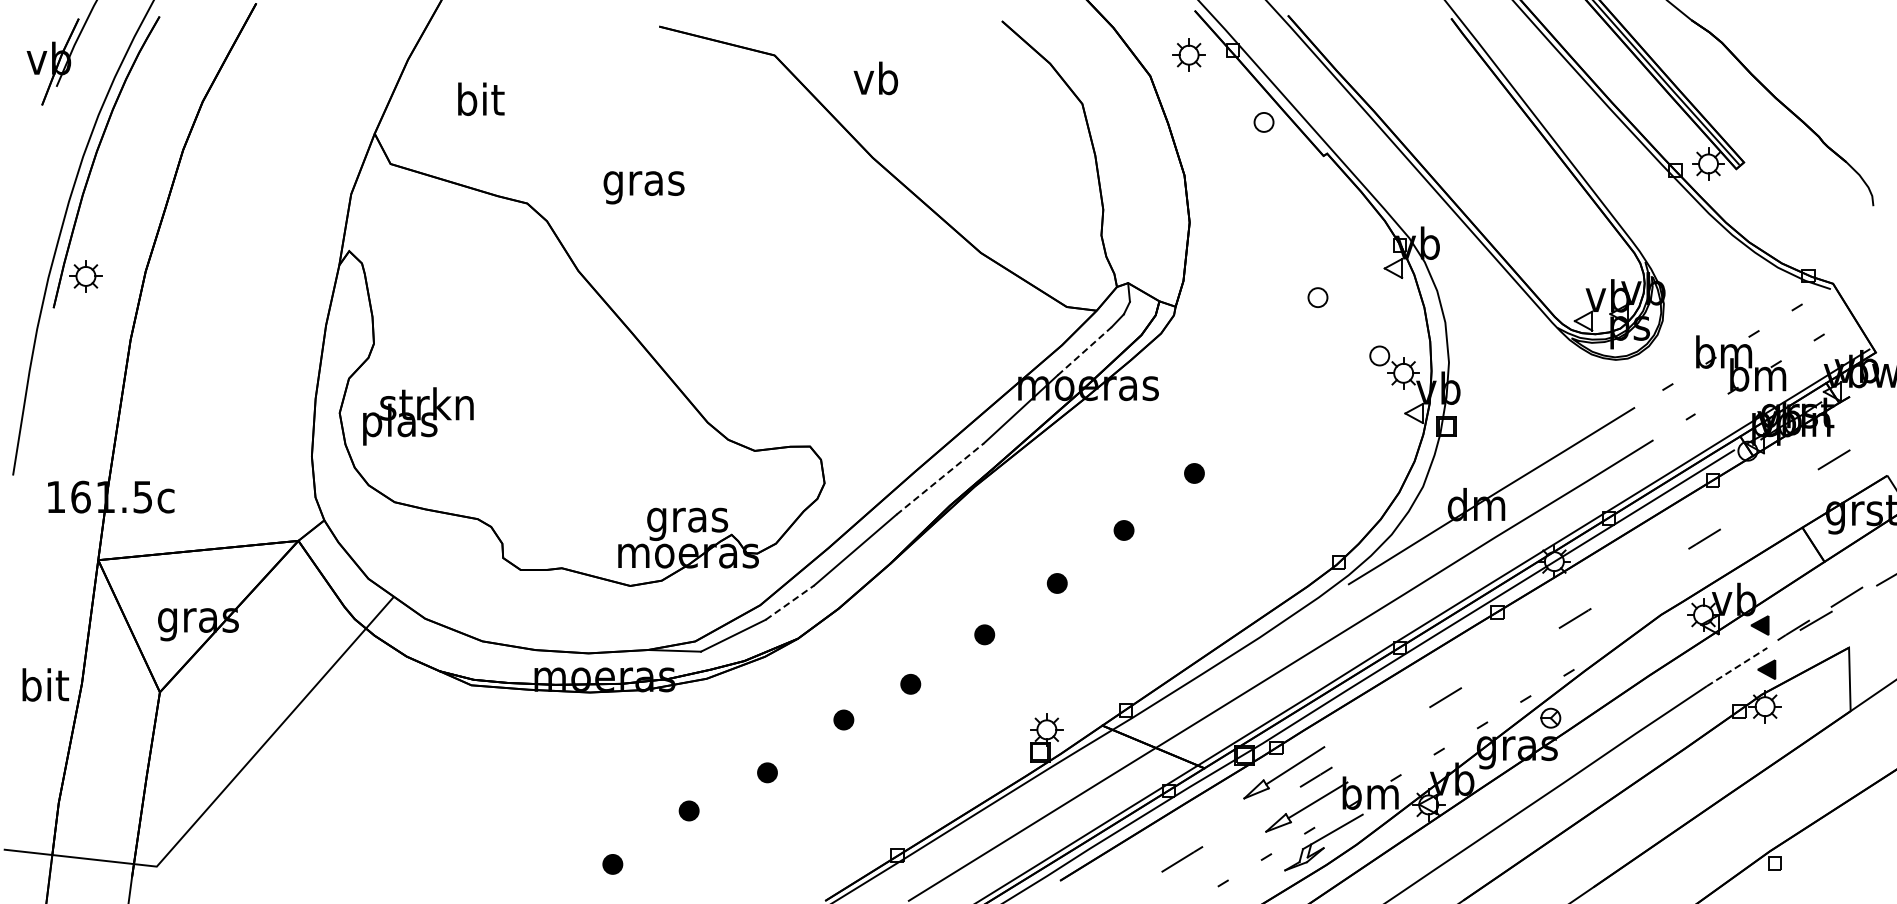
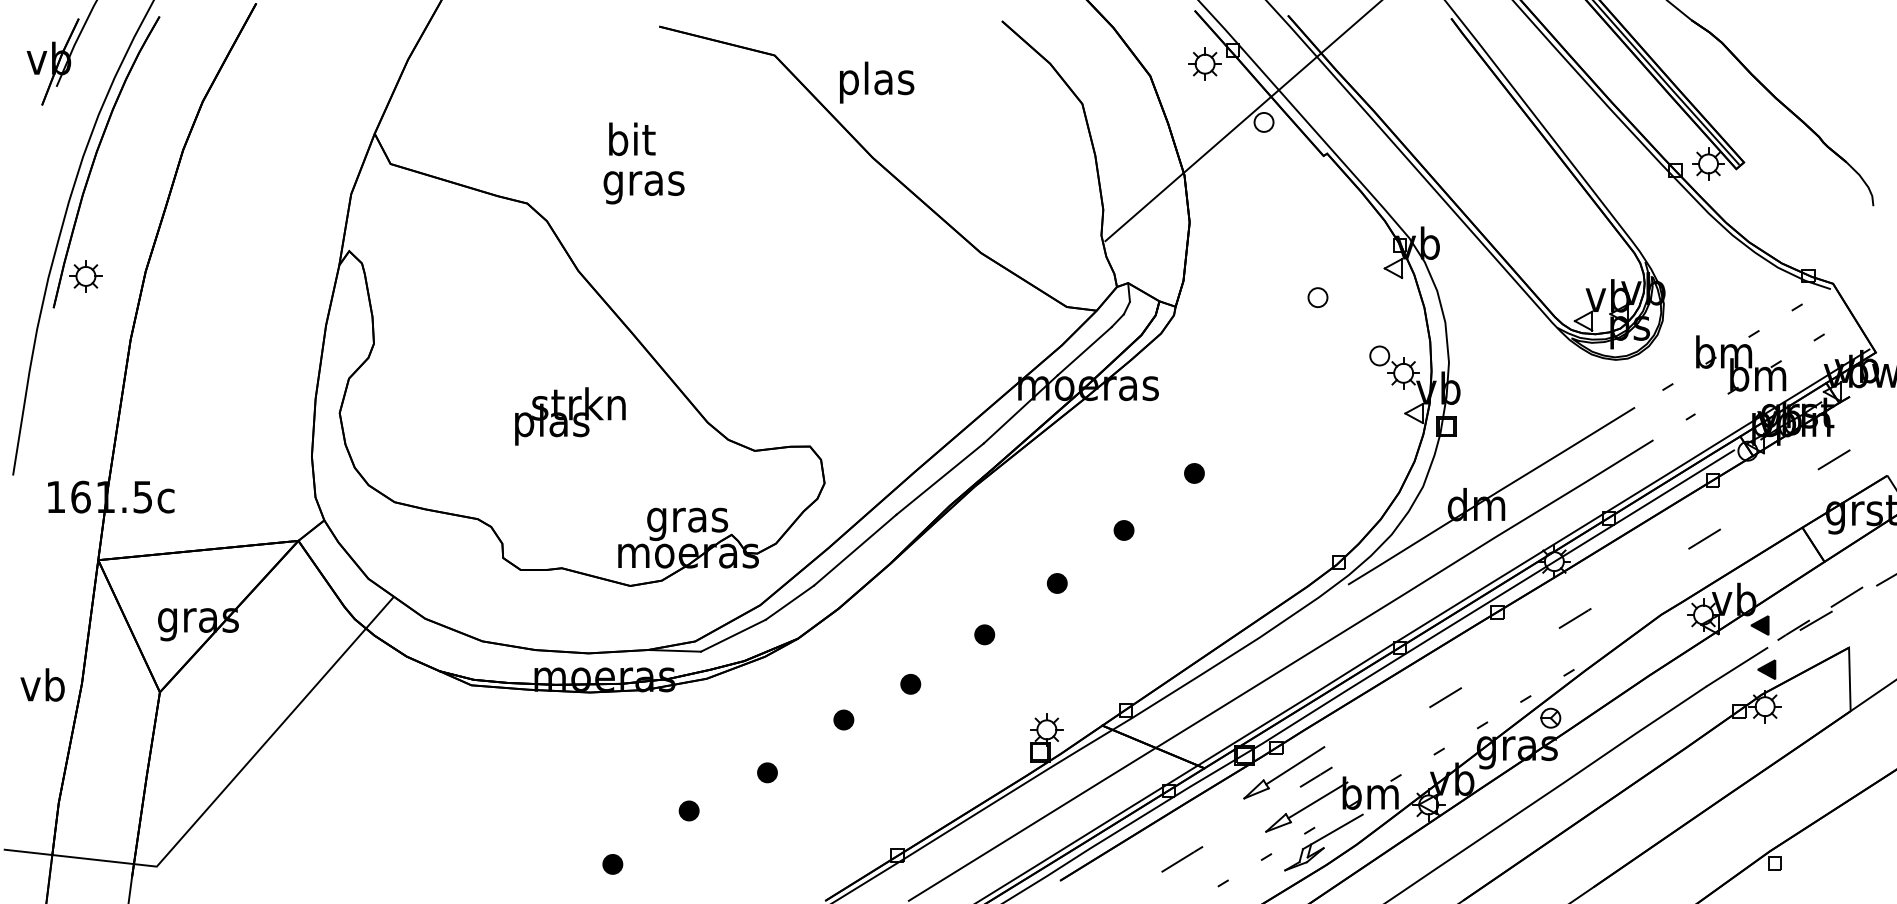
part position: (1188, 54) -> (1204, 63) (1204, 63)
text: vb -> plas (877, 82)
text position: (481, 98) -> (632, 138) (632, 138)
line: none -> present (1242, 121)
line: dashed -> solid (1085, 350)
text position: (418, 416) -> (570, 416) (570, 416)
line: dashed -> solid (940, 478)
line: dashed -> solid (789, 602)
line: dashed -> solid (1737, 667)
text: bit -> vb (44, 684)
